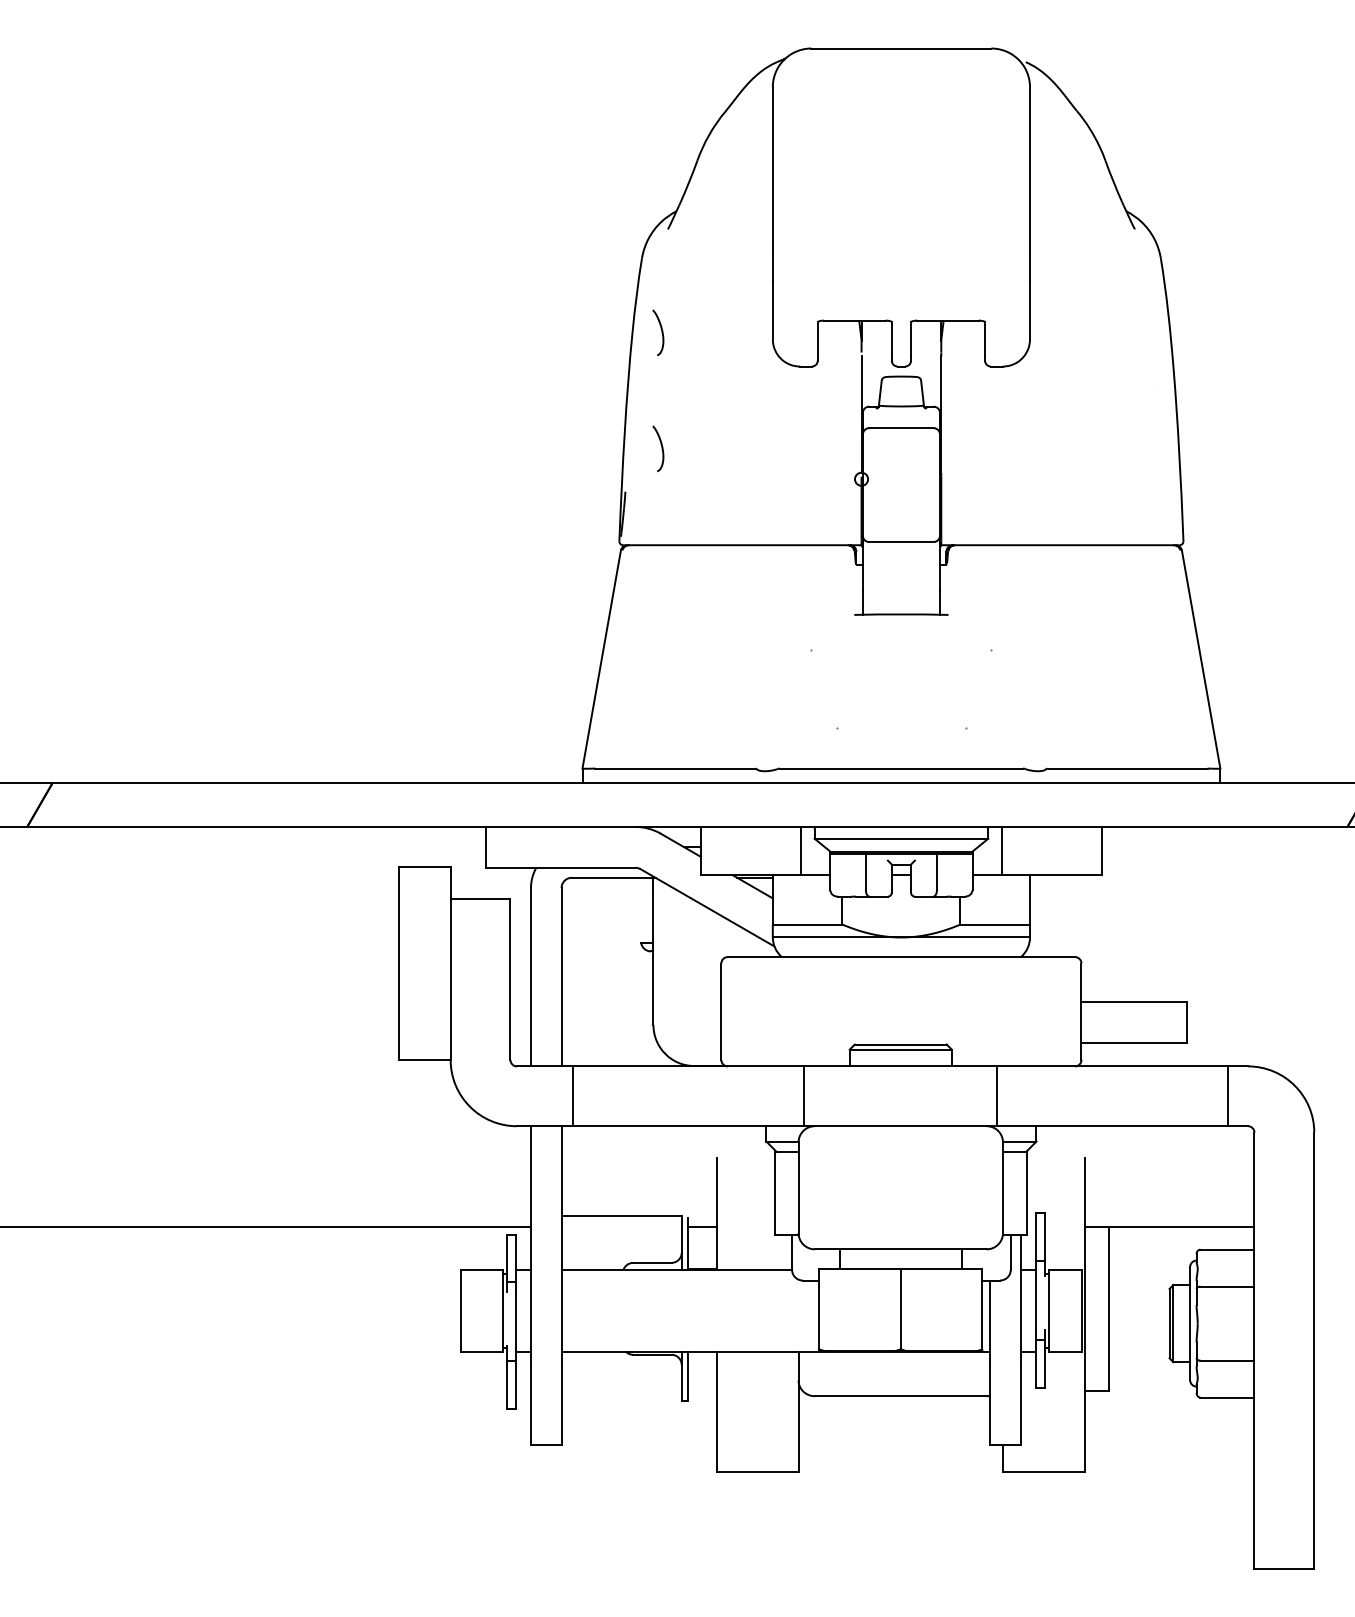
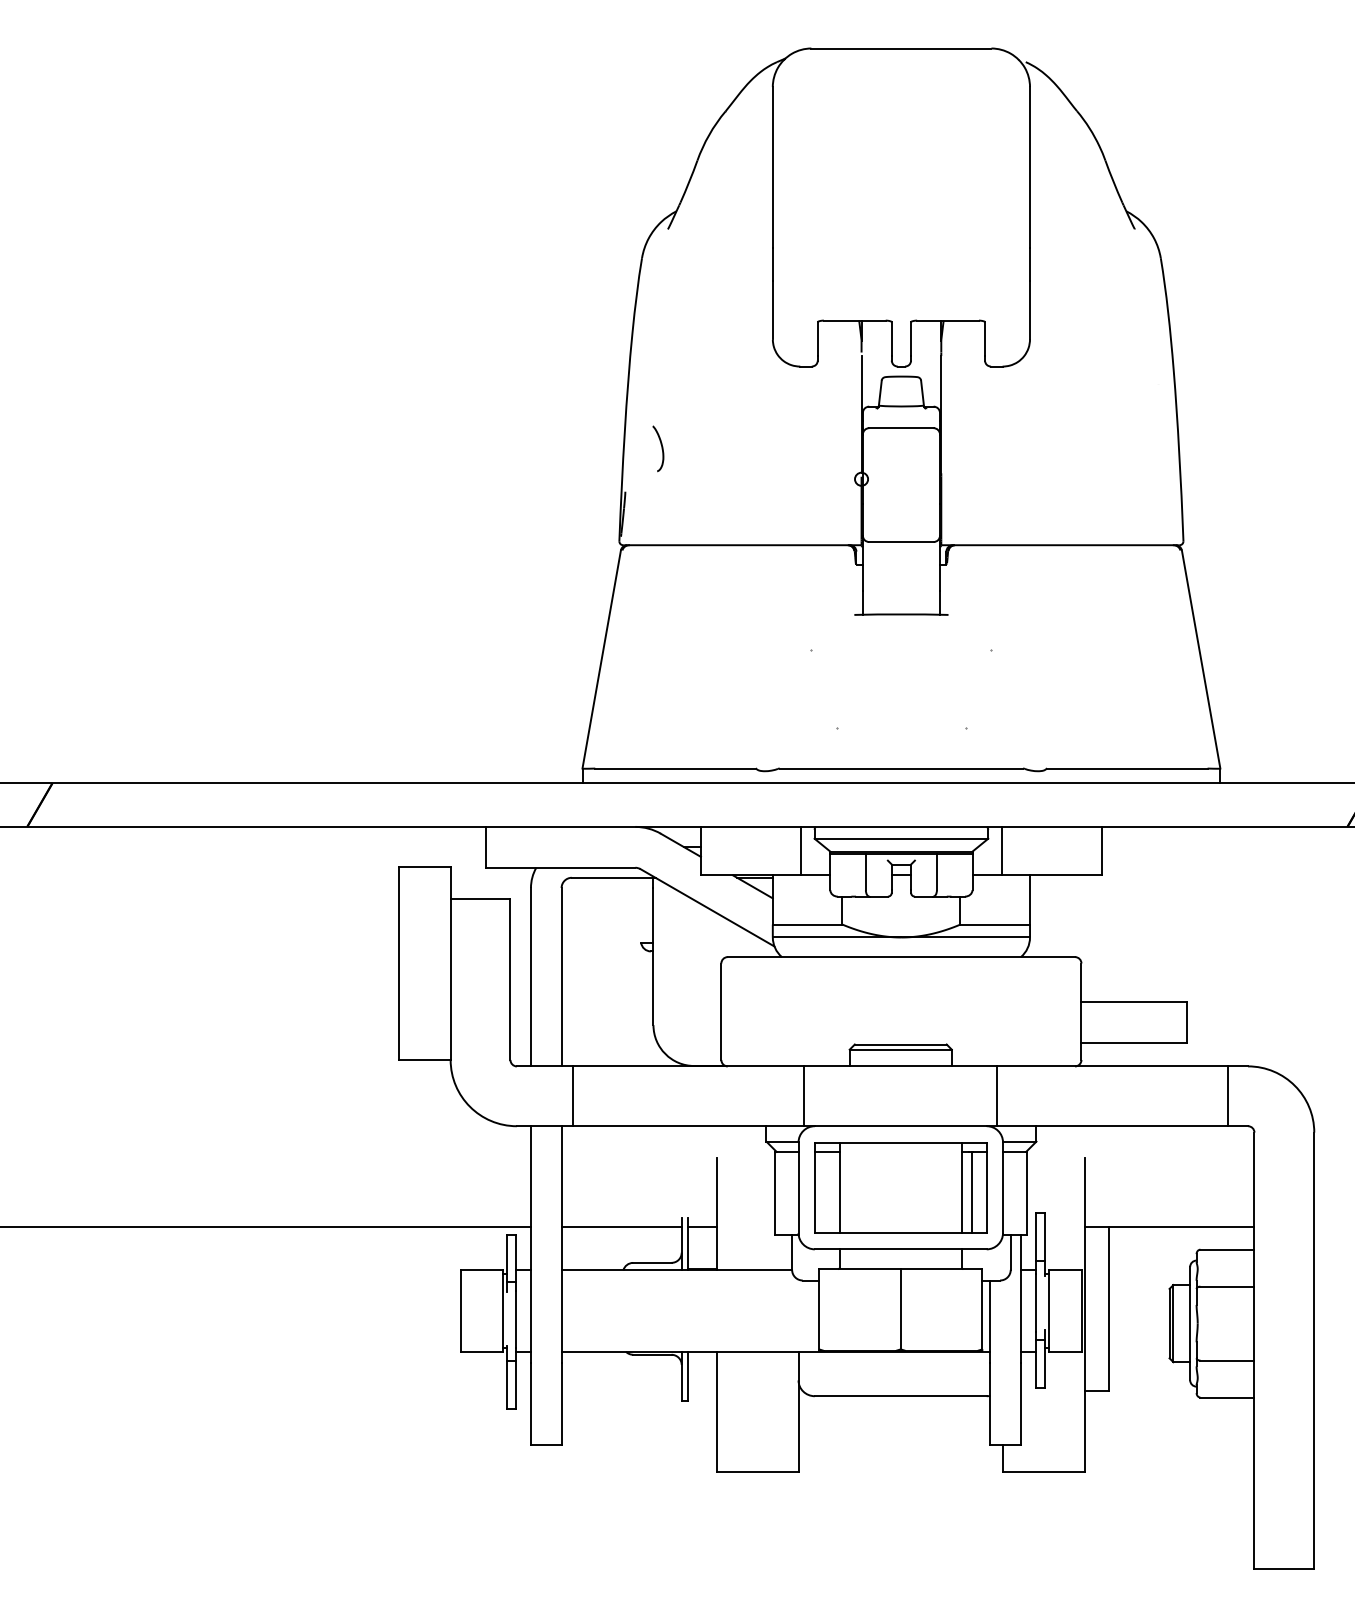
part: present -> none (658, 332)
part: none -> present (900, 1187)
line position: (621, 1216) -> (621, 1227) (621, 1227)
